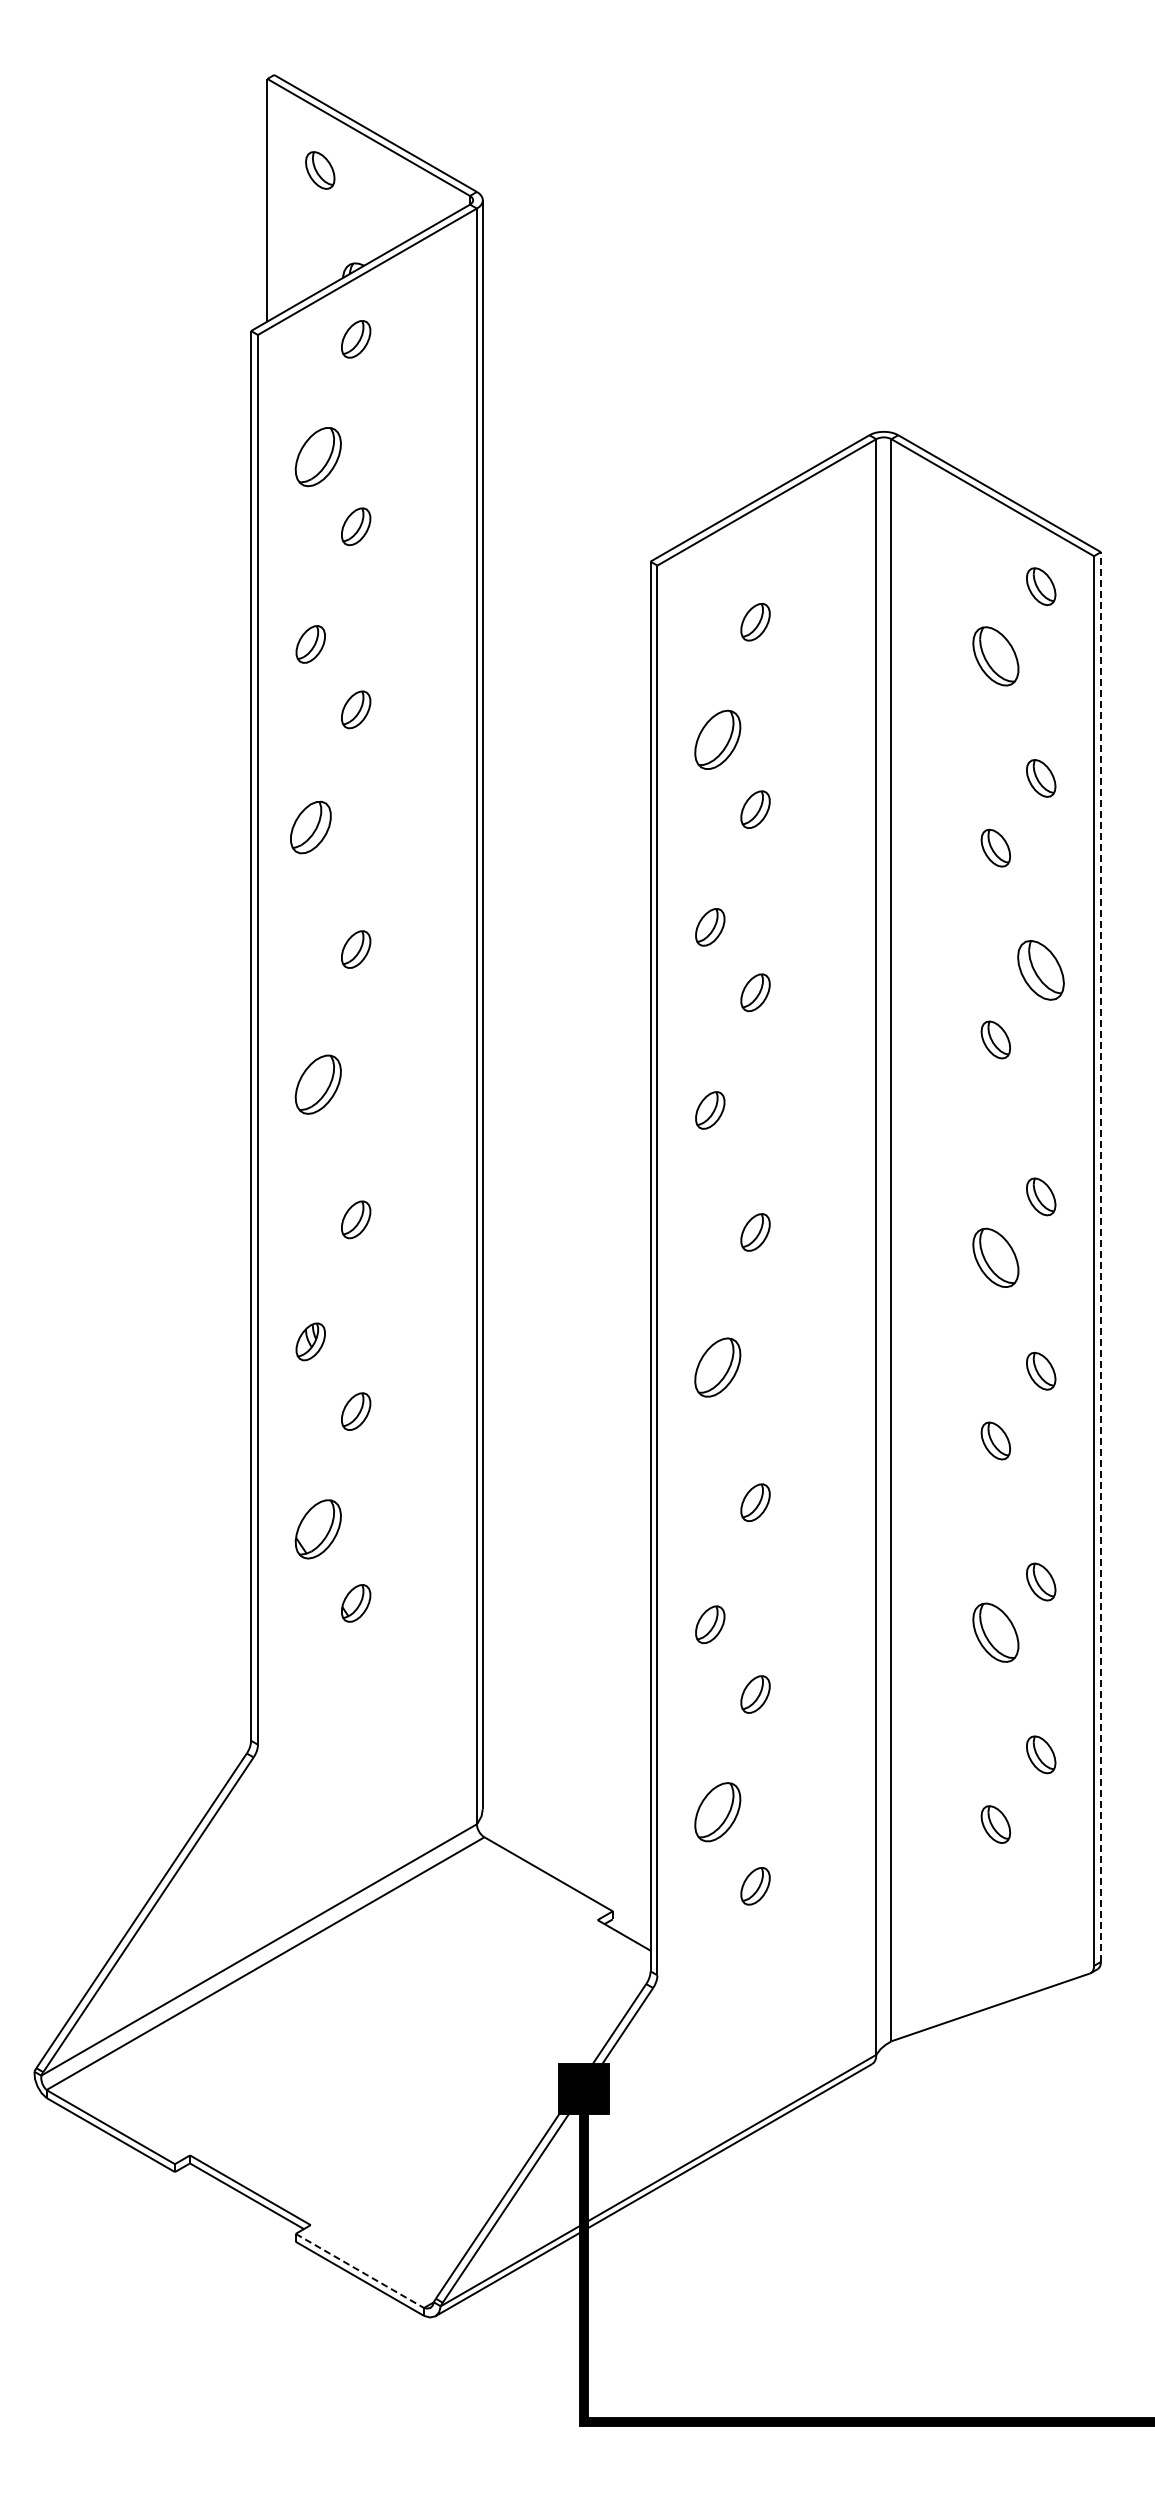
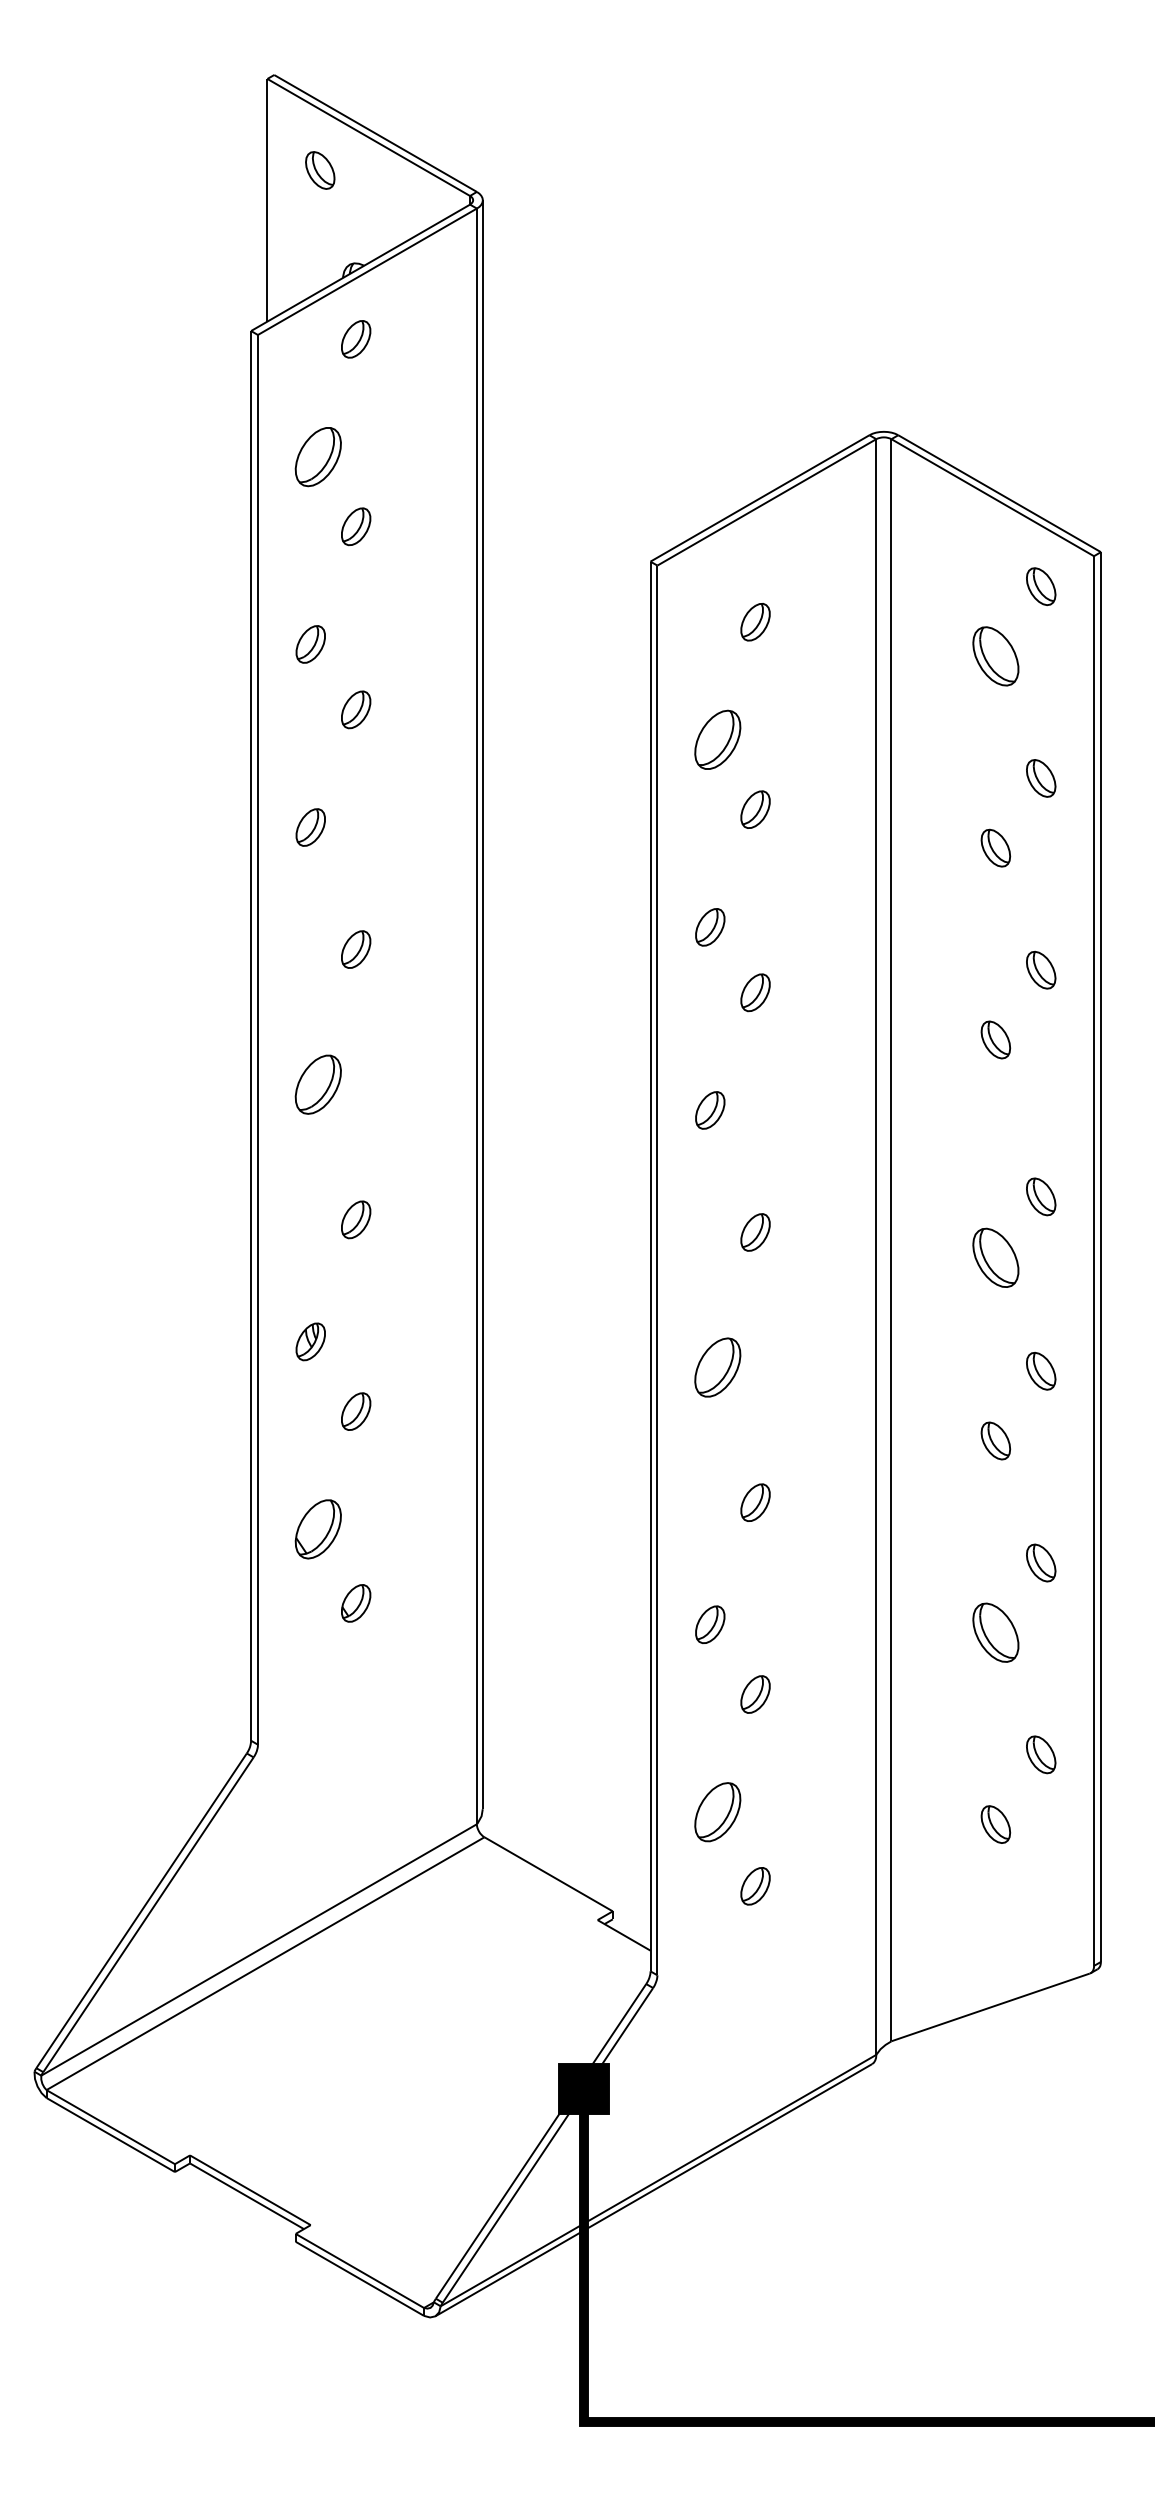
part size: 42x55 px -> 31x39 px (310, 827)
part size: 48x61 px -> 31x40 px (1041, 969)
line: dashed -> solid (1100, 1257)
part position: (1041, 1581) -> (1041, 1562) (1041, 1562)
line: dashed -> solid (360, 2271)
